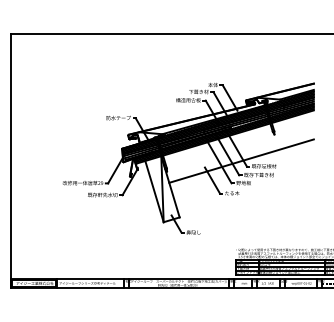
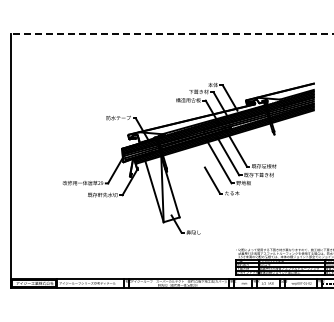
line: solid -> dashed (171, 33)
line: present -> none (241, 160)
